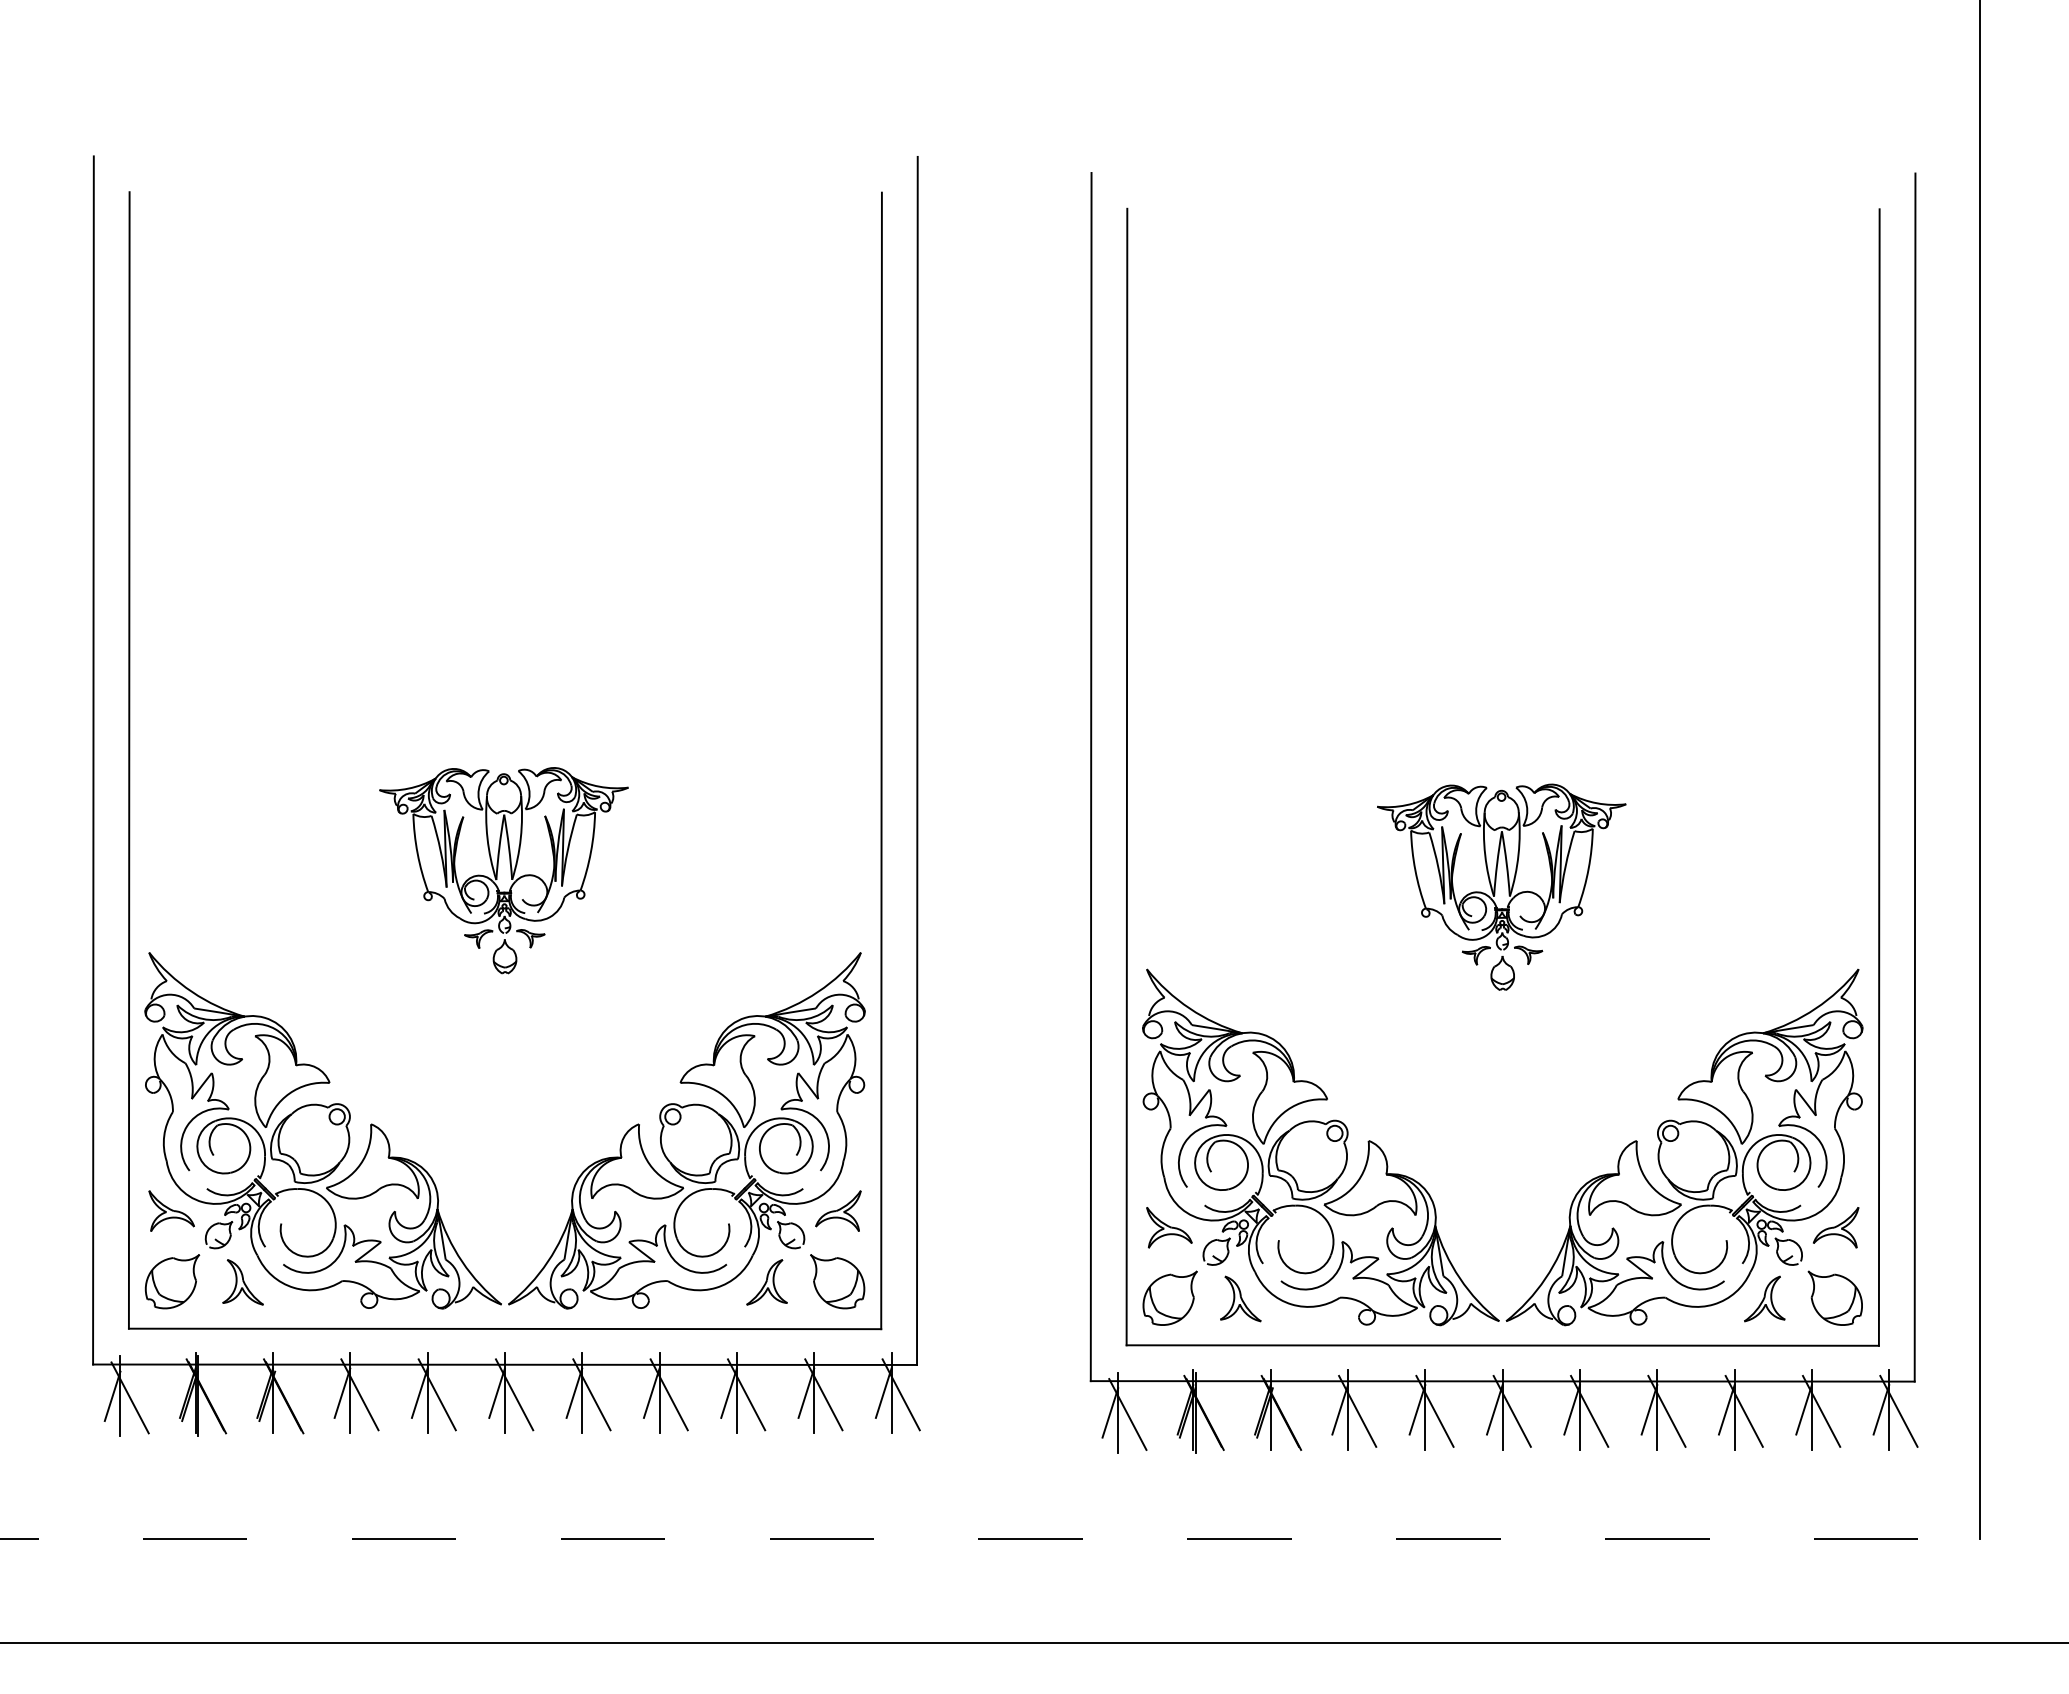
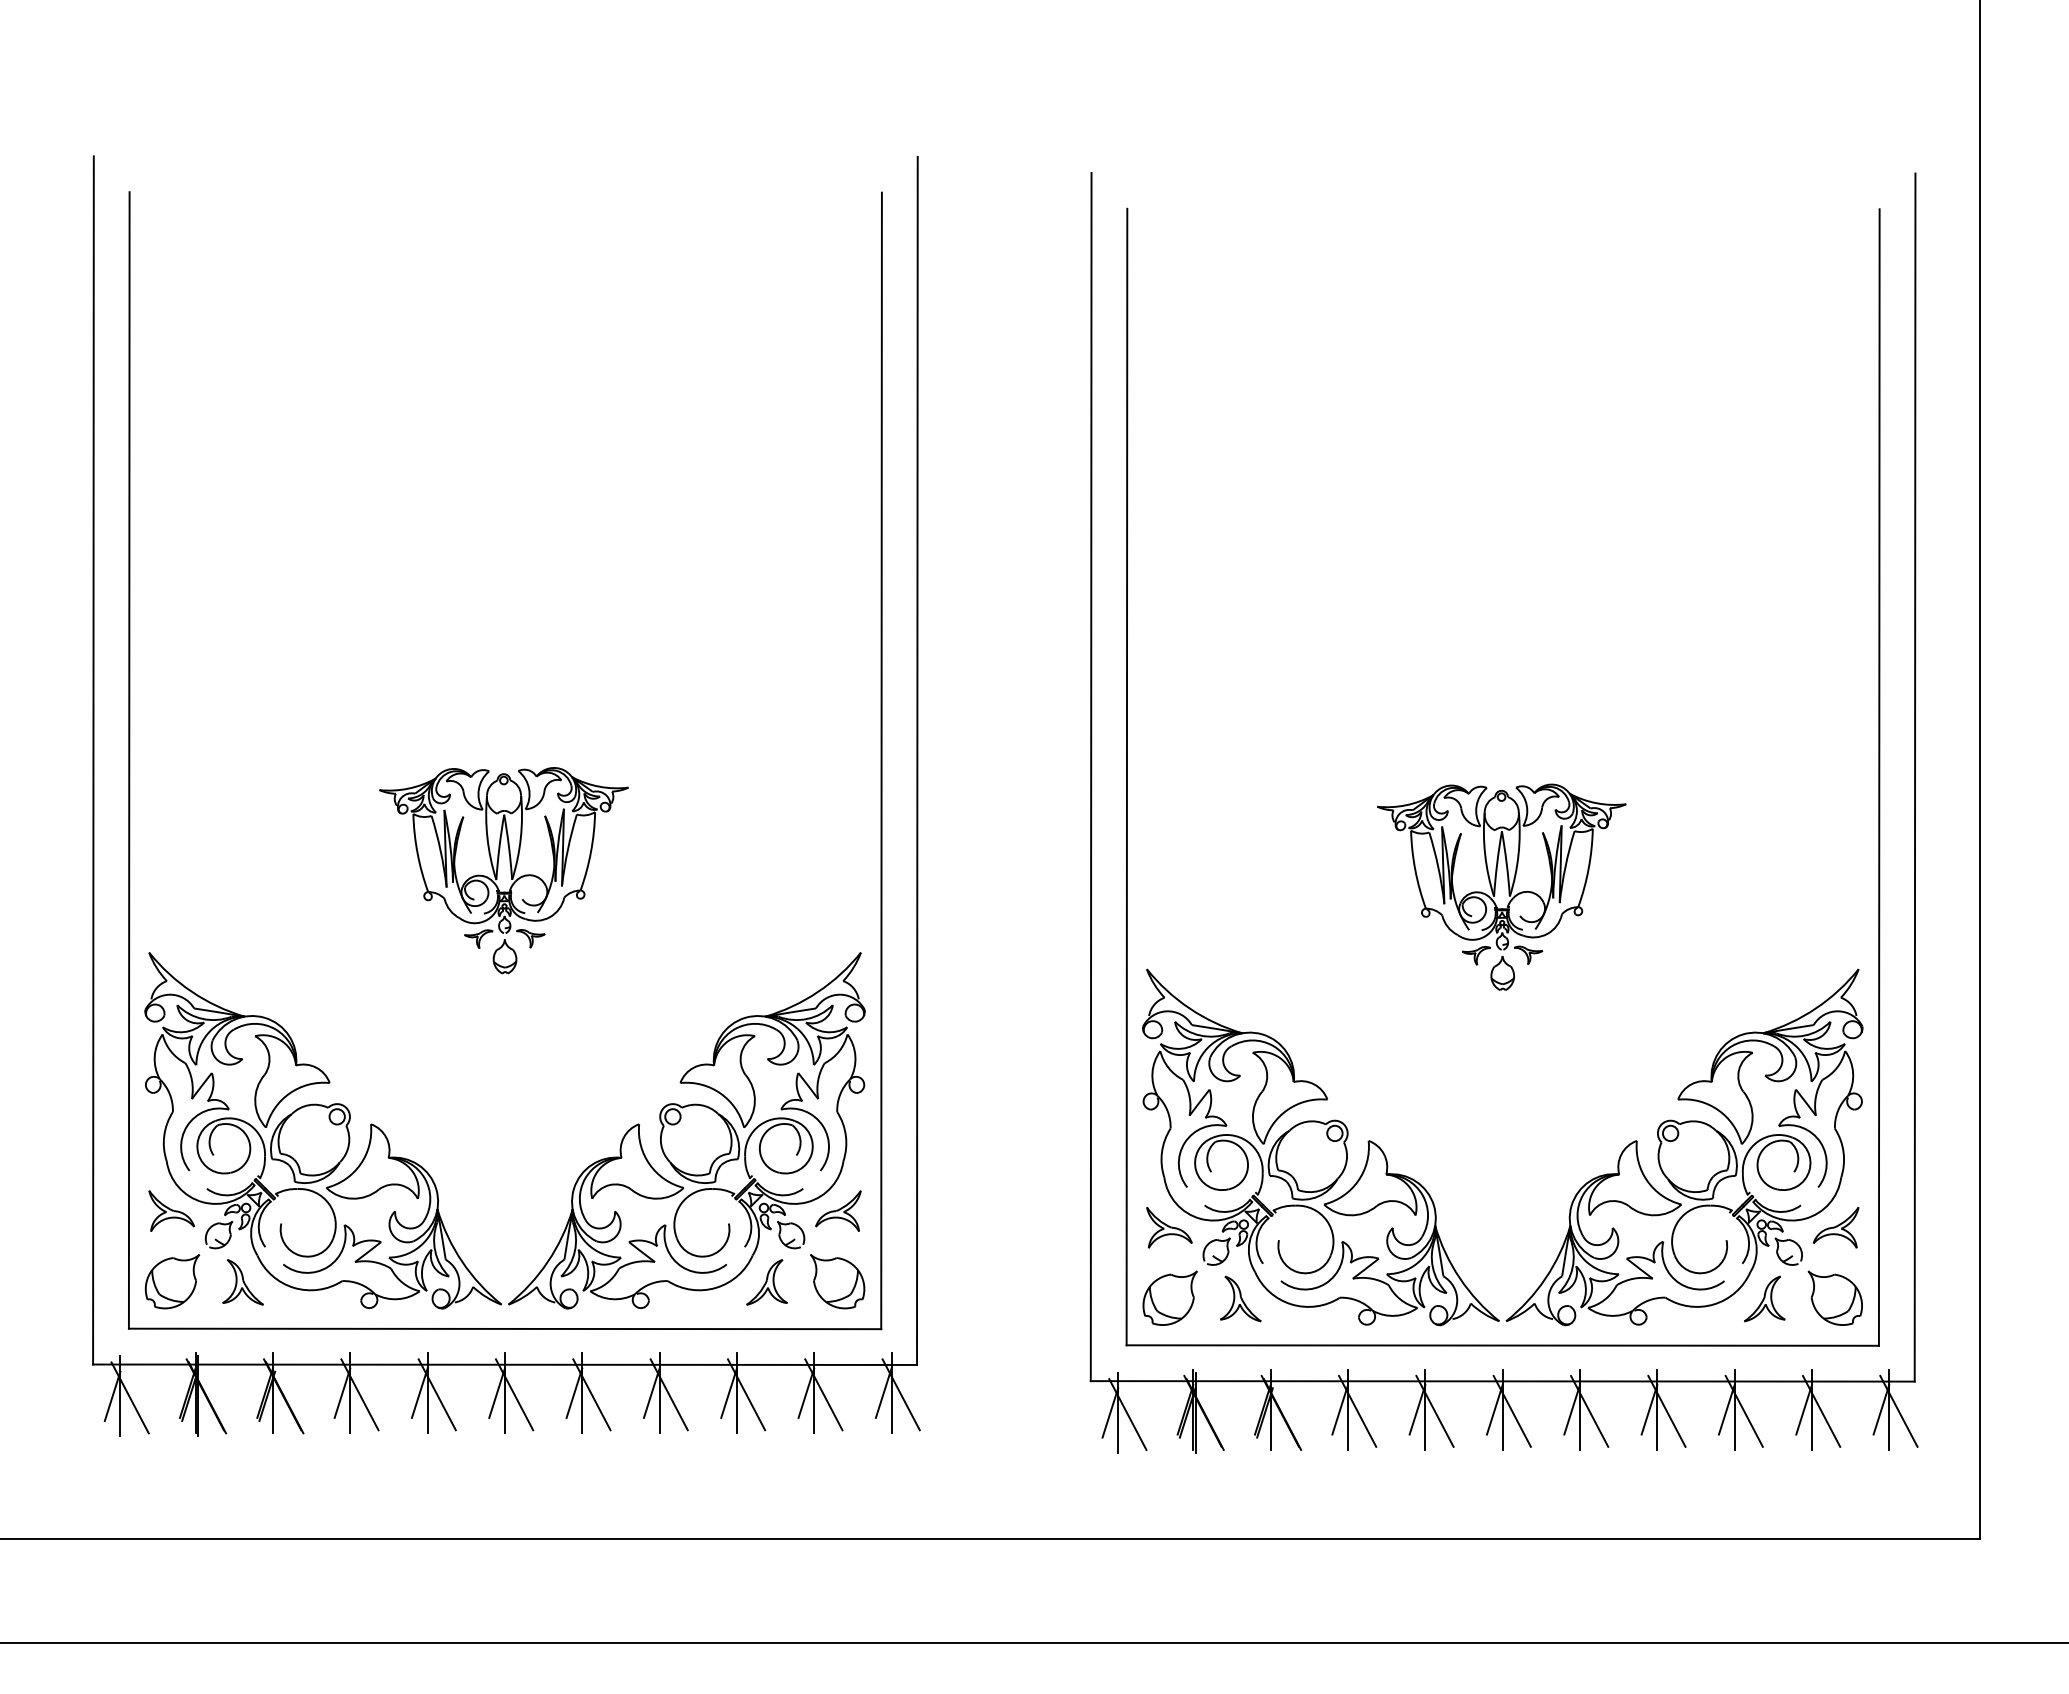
line: dashed -> solid (990, 1538)
